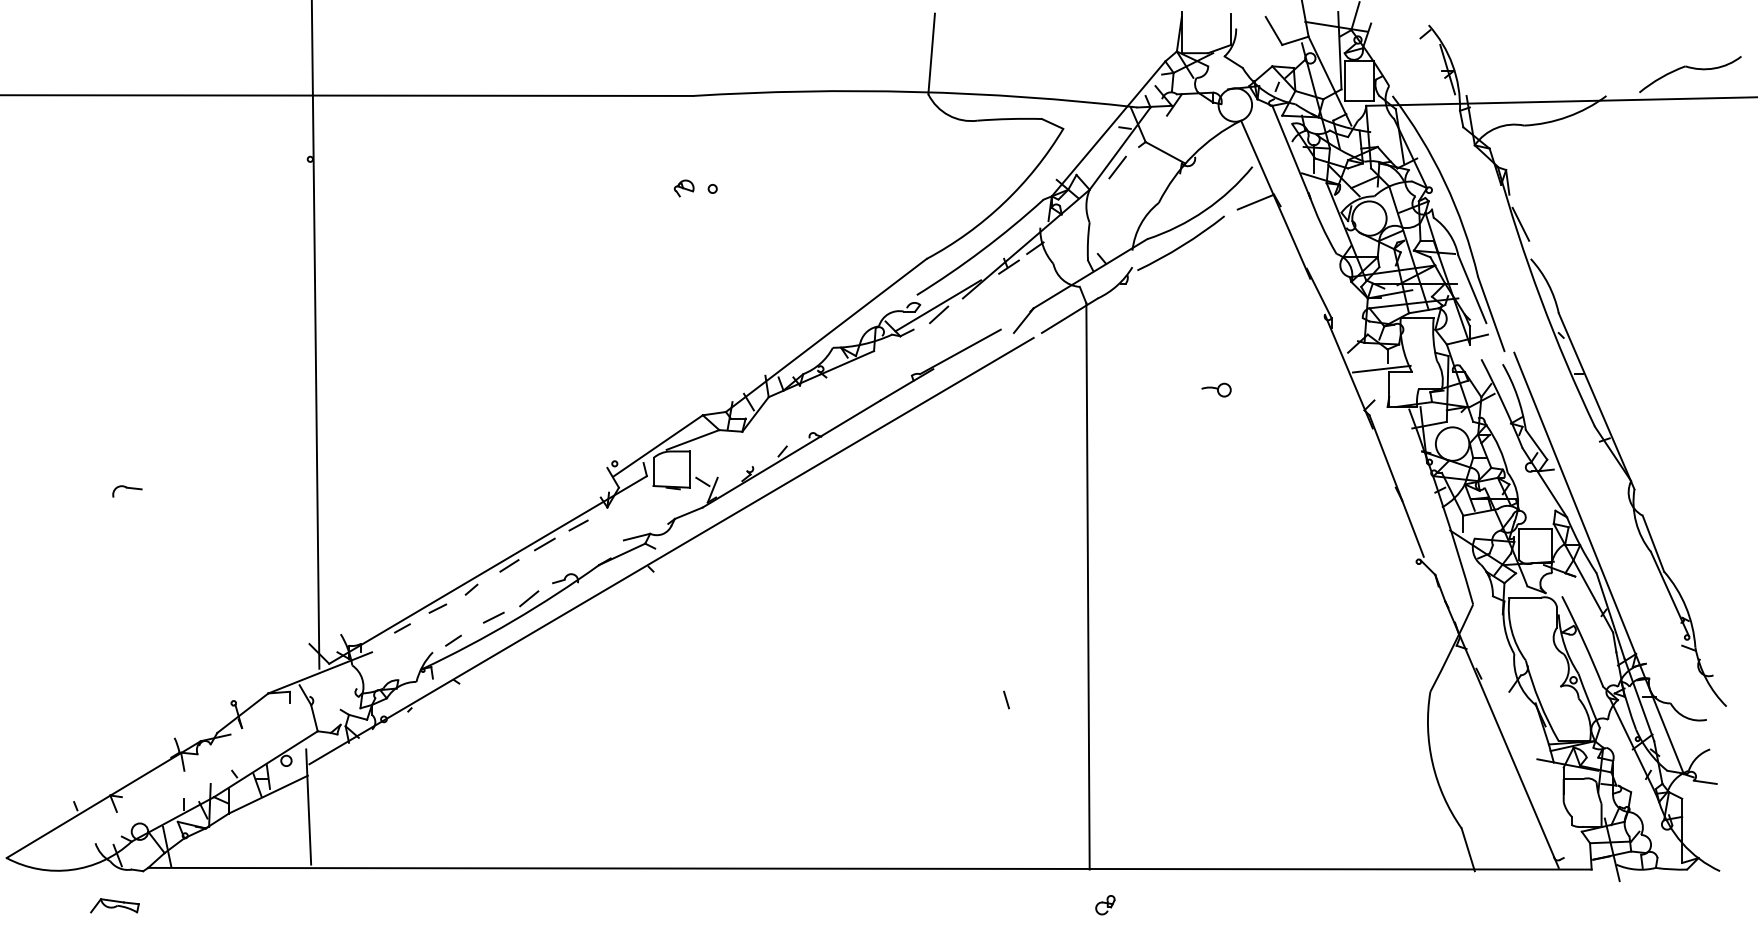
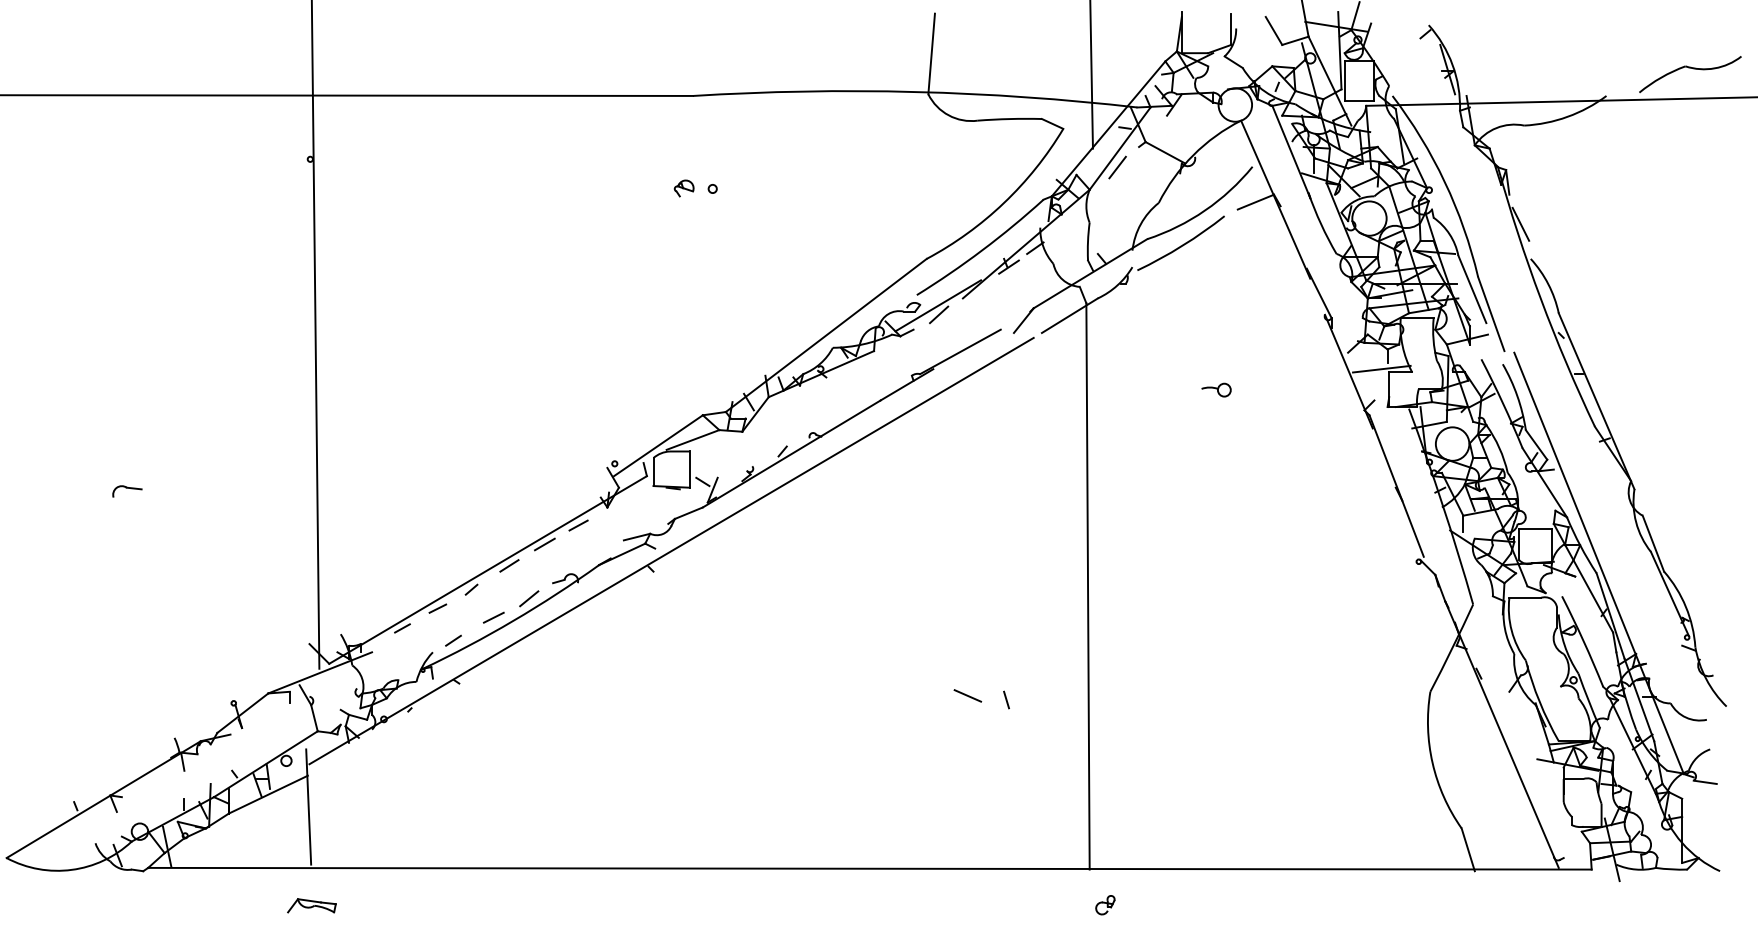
line: none -> present (1091, 75)
line: none -> present (967, 695)
part position: (114, 905) -> (311, 905) (311, 905)
